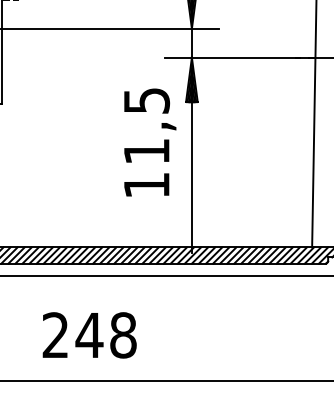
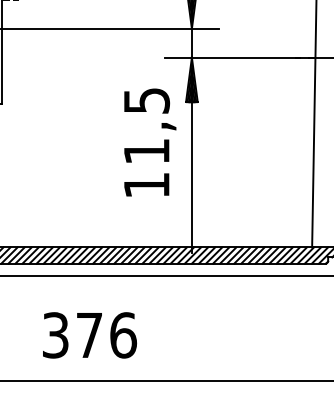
text: 248 -> 376 (89, 335)
